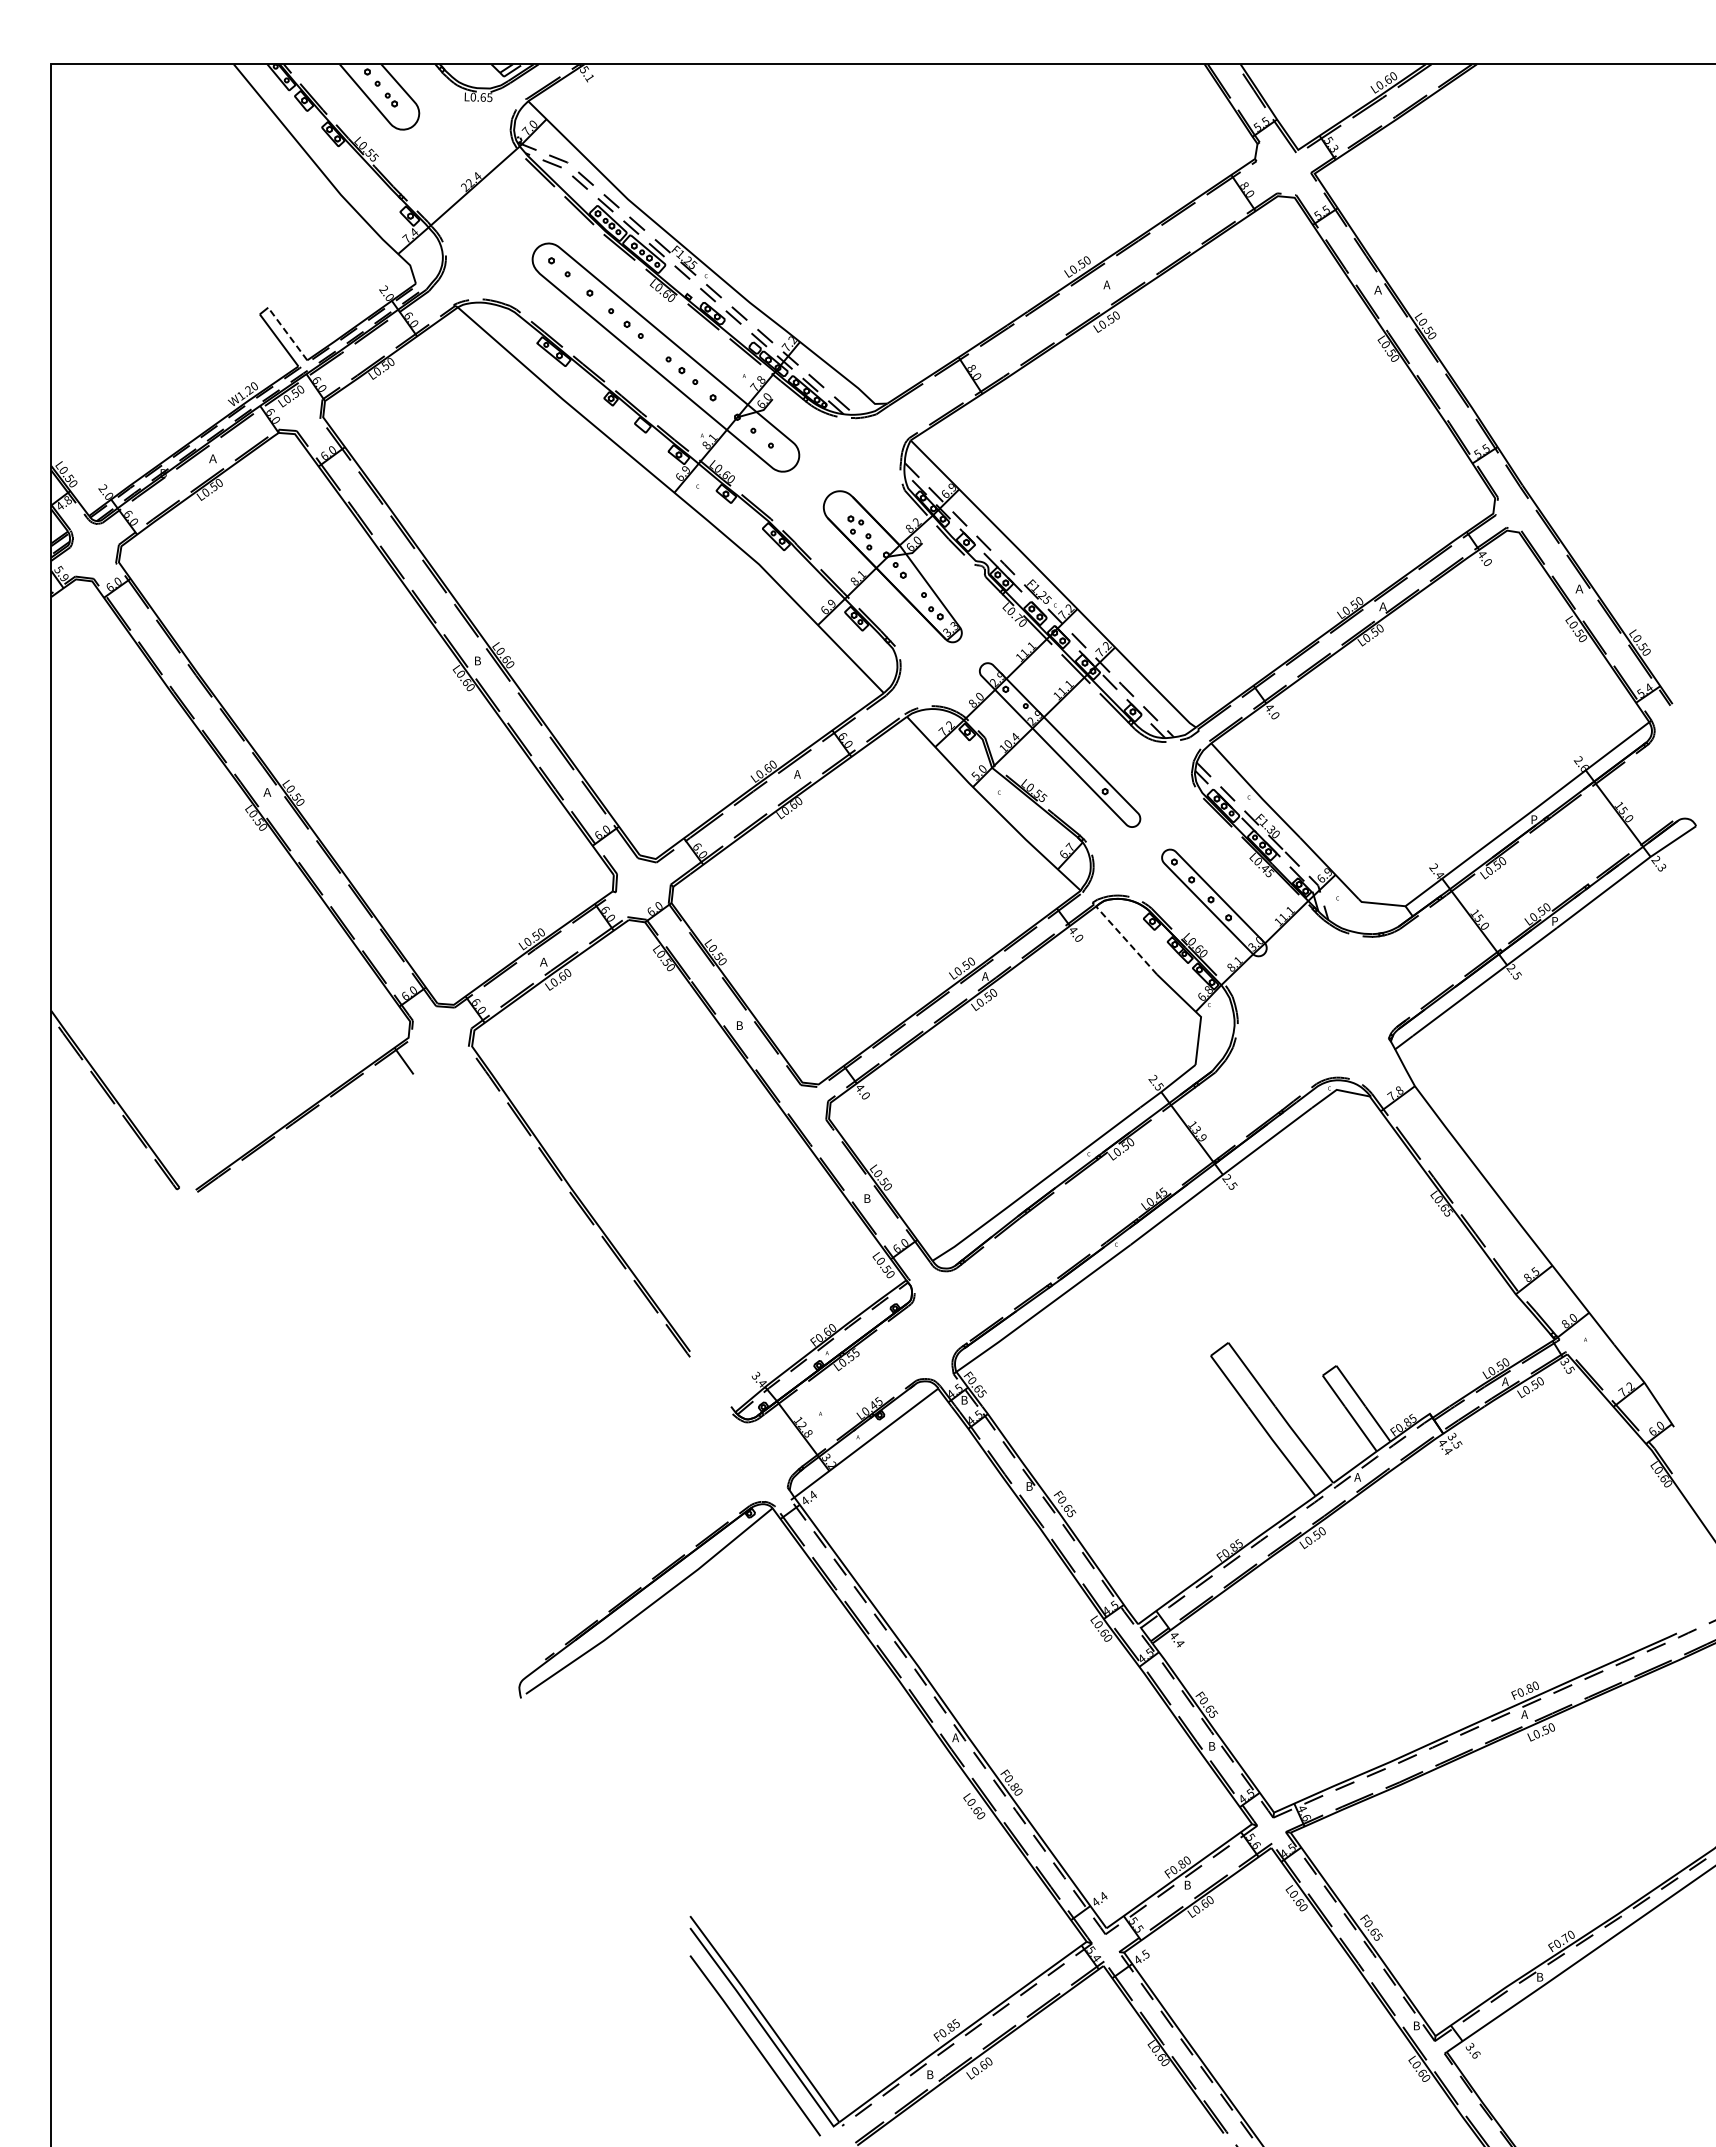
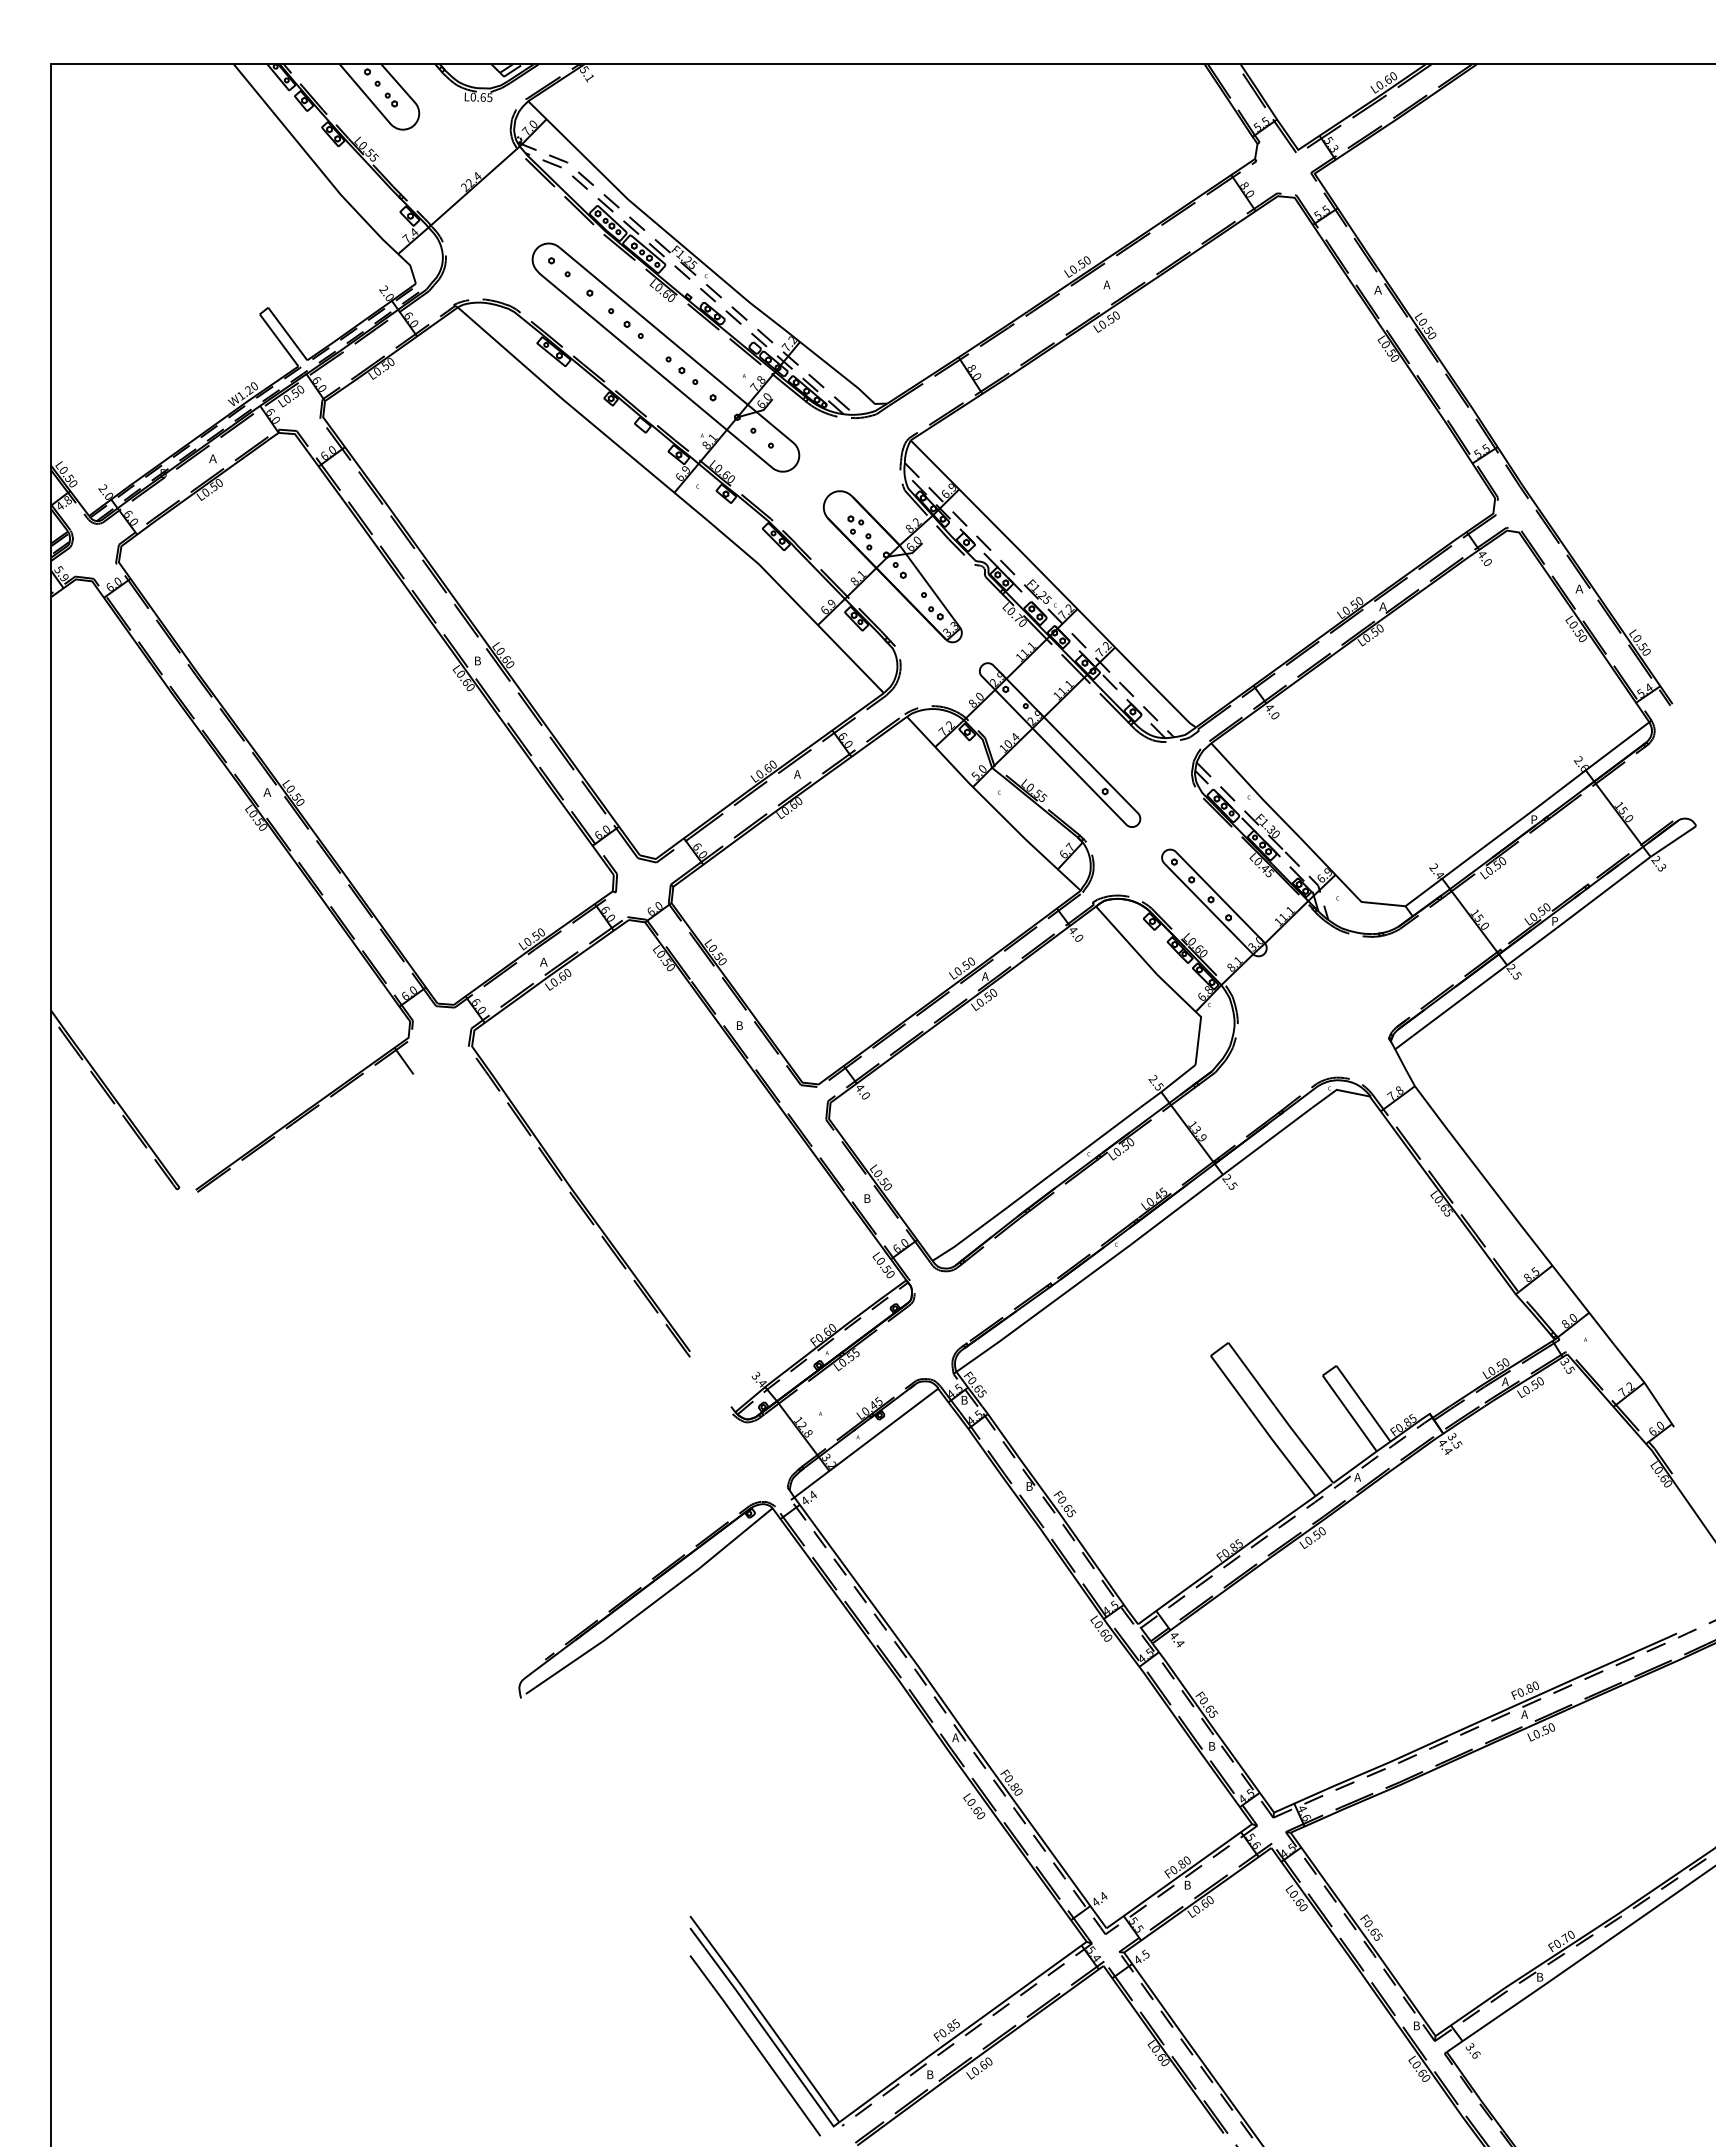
line: dashed -> solid (287, 334)
line: dashed -> solid (1126, 940)
